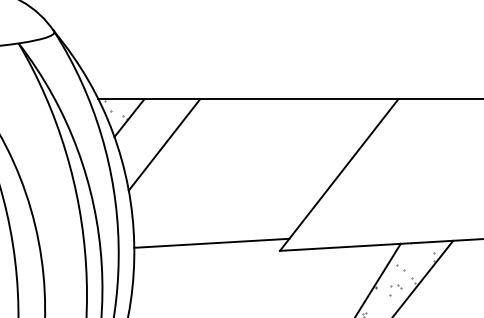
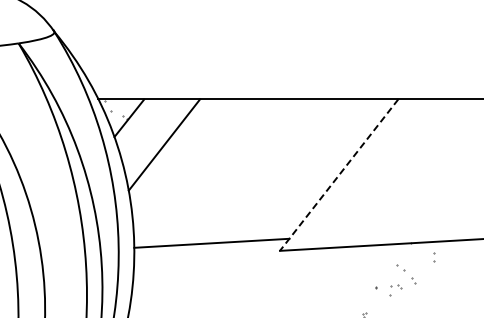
line: solid -> dashed (338, 175)
line: present -> none (423, 277)
line: present -> none (378, 278)
